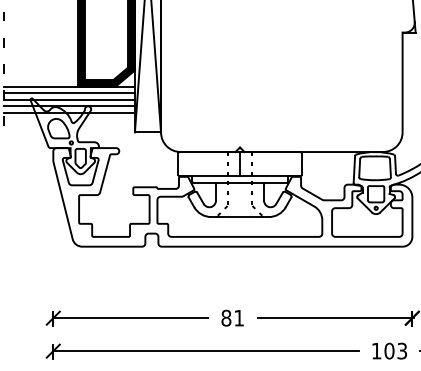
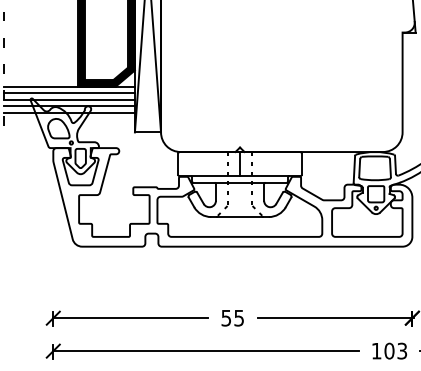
text: 81 -> 55 (232, 317)
